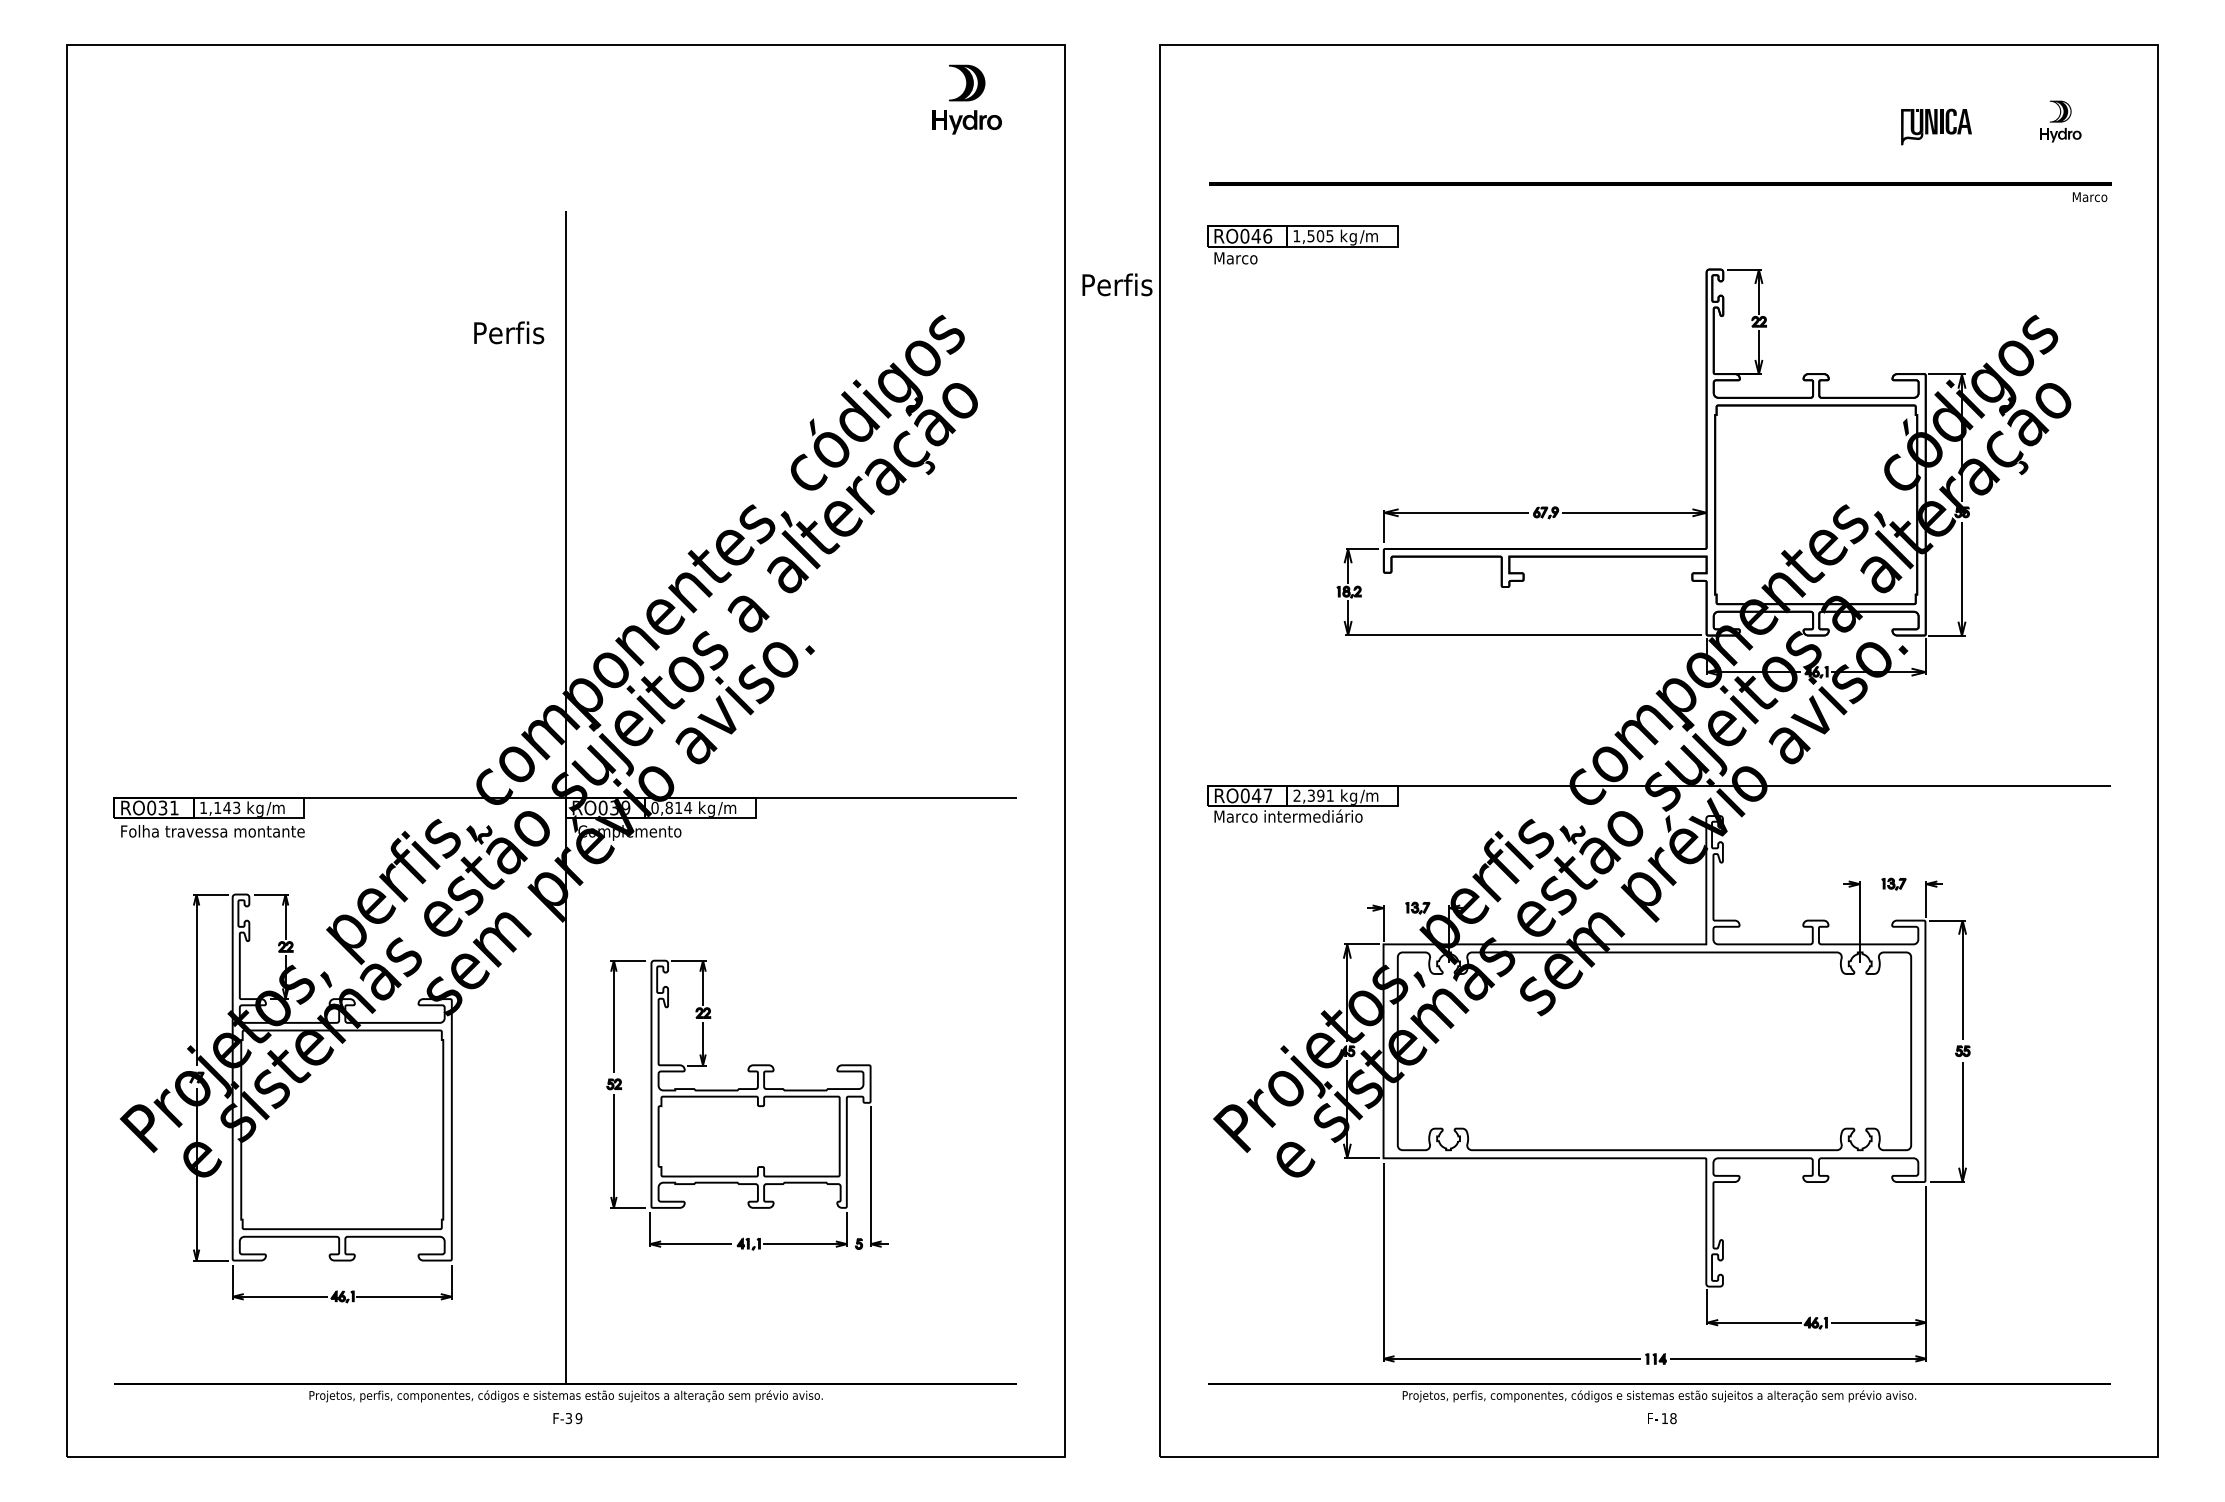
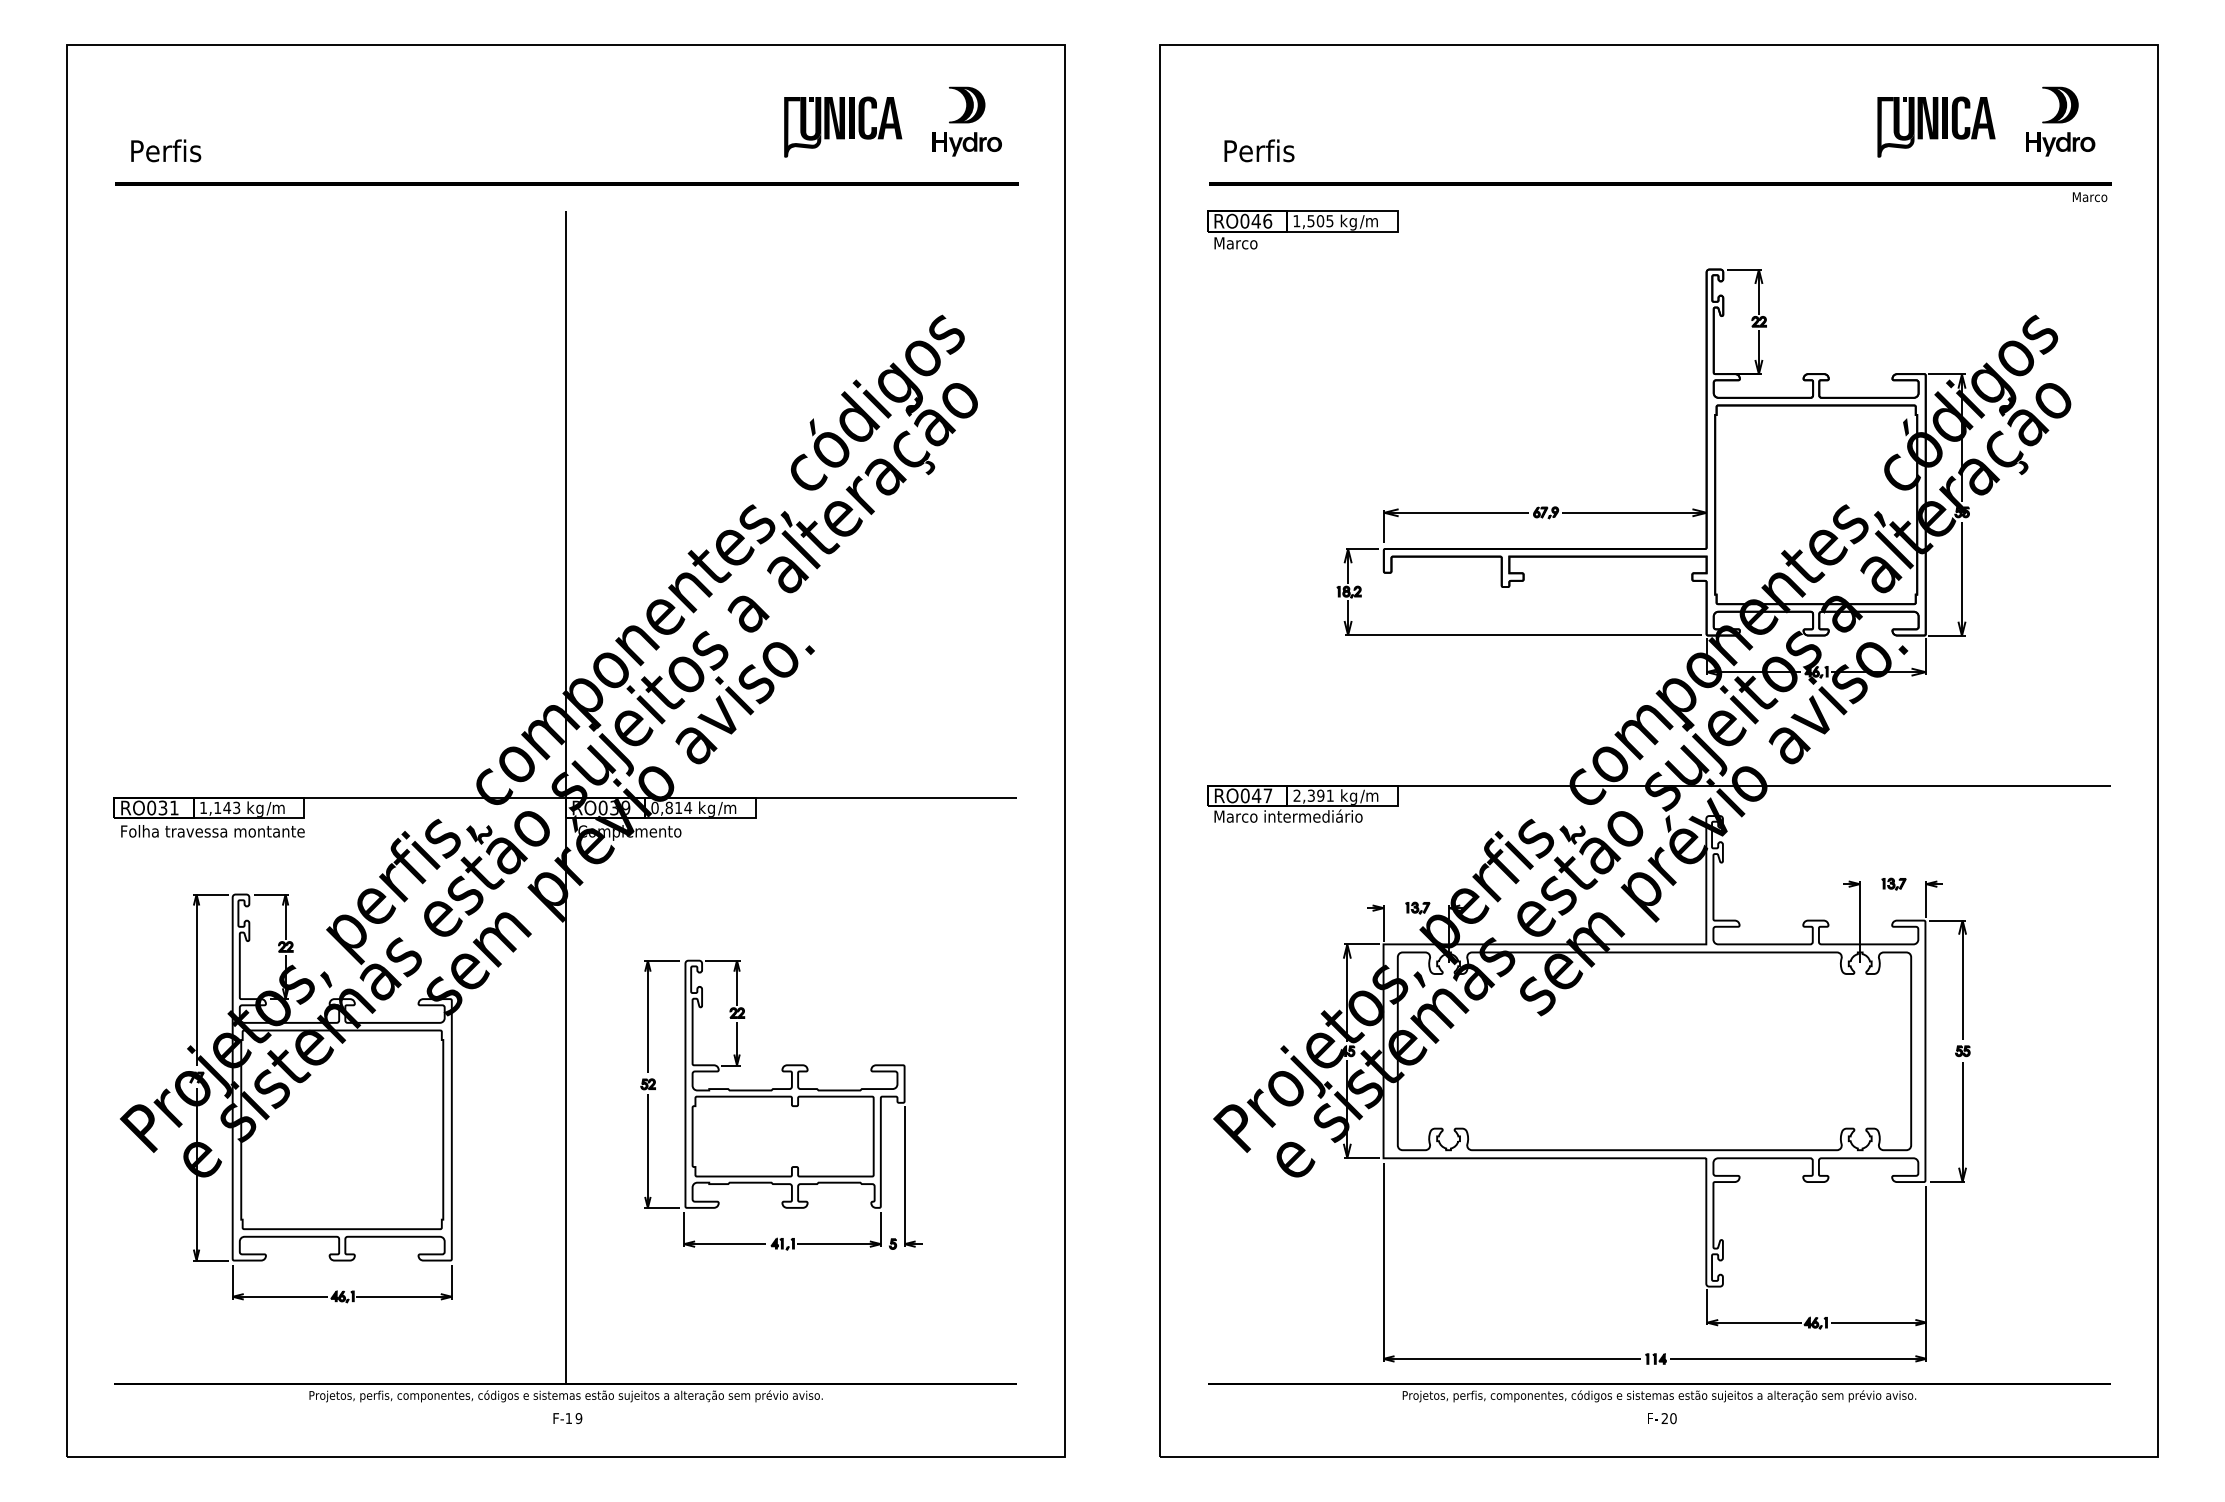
part position: (966, 99) -> (966, 121) (966, 121)
part size: 42x43 px -> 70x71 px (2060, 121)
part: none -> present (843, 126)
part size: 71x38 px -> 119x62 px (1936, 126)
fill: none -> present (566, 183)
part position: (1302, 244) -> (1302, 229) (1302, 229)
text position: (1117, 284) -> (1259, 150) (1259, 150)
text position: (509, 332) -> (166, 150) (166, 150)
part position: (747, 1104) -> (781, 1104) (781, 1104)
text: F-3 -> F-1 (568, 1418)
text: 18 -> 20 (1668, 1418)
